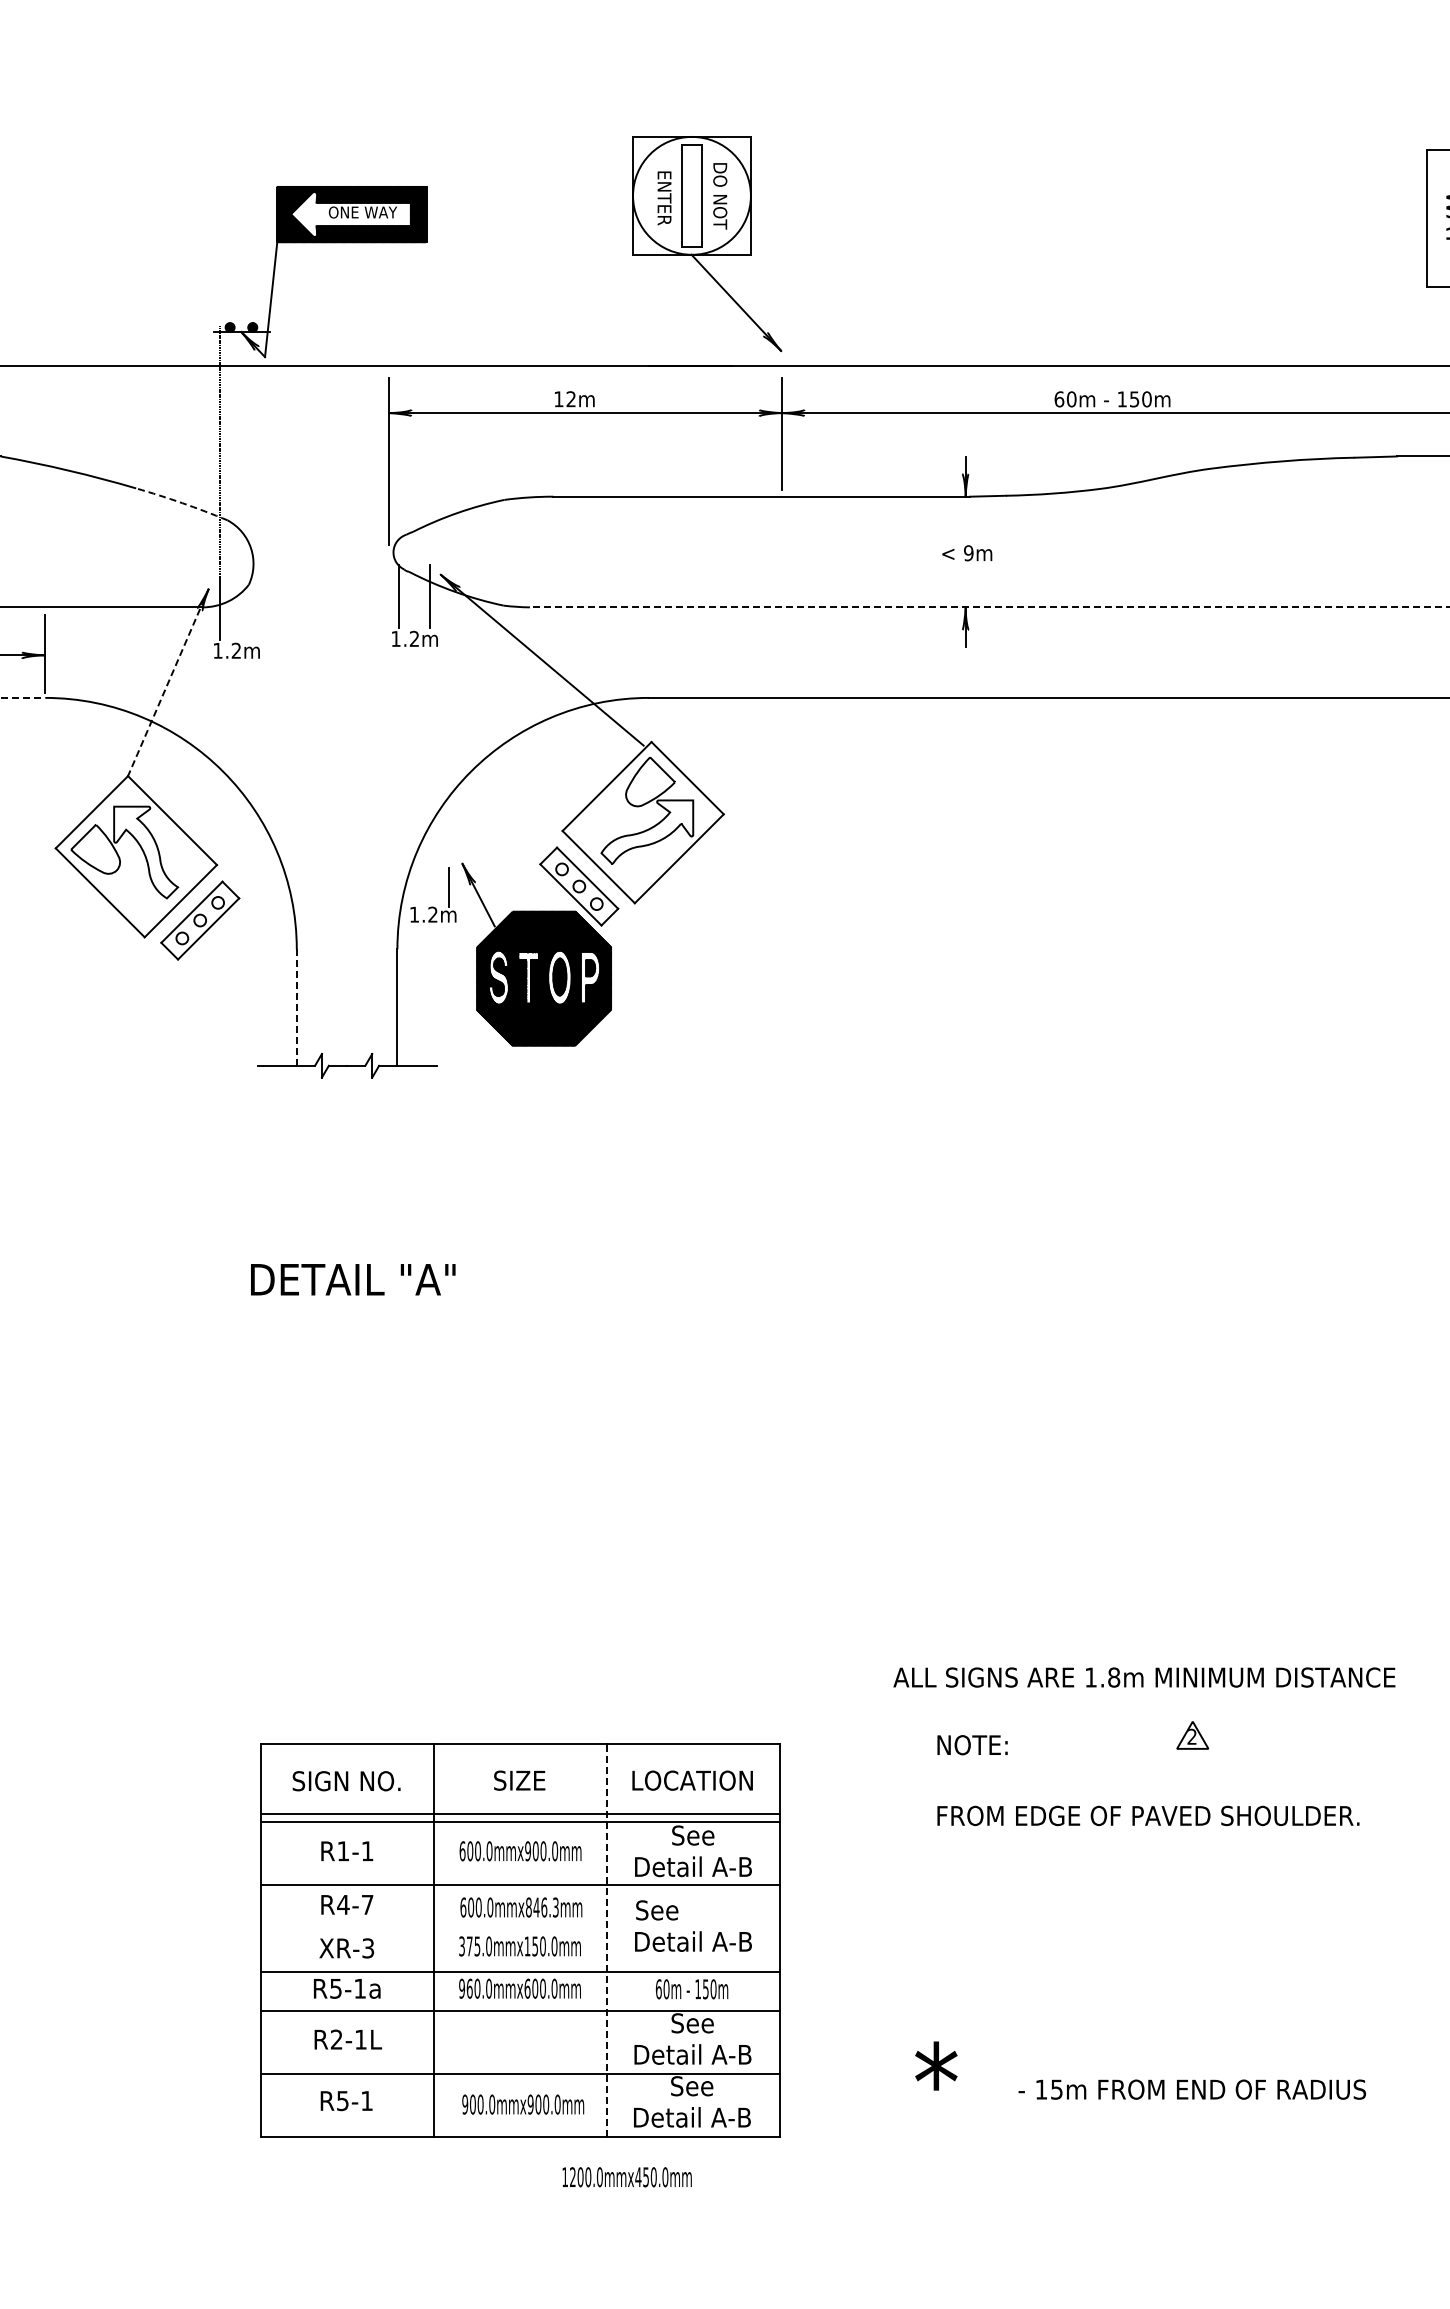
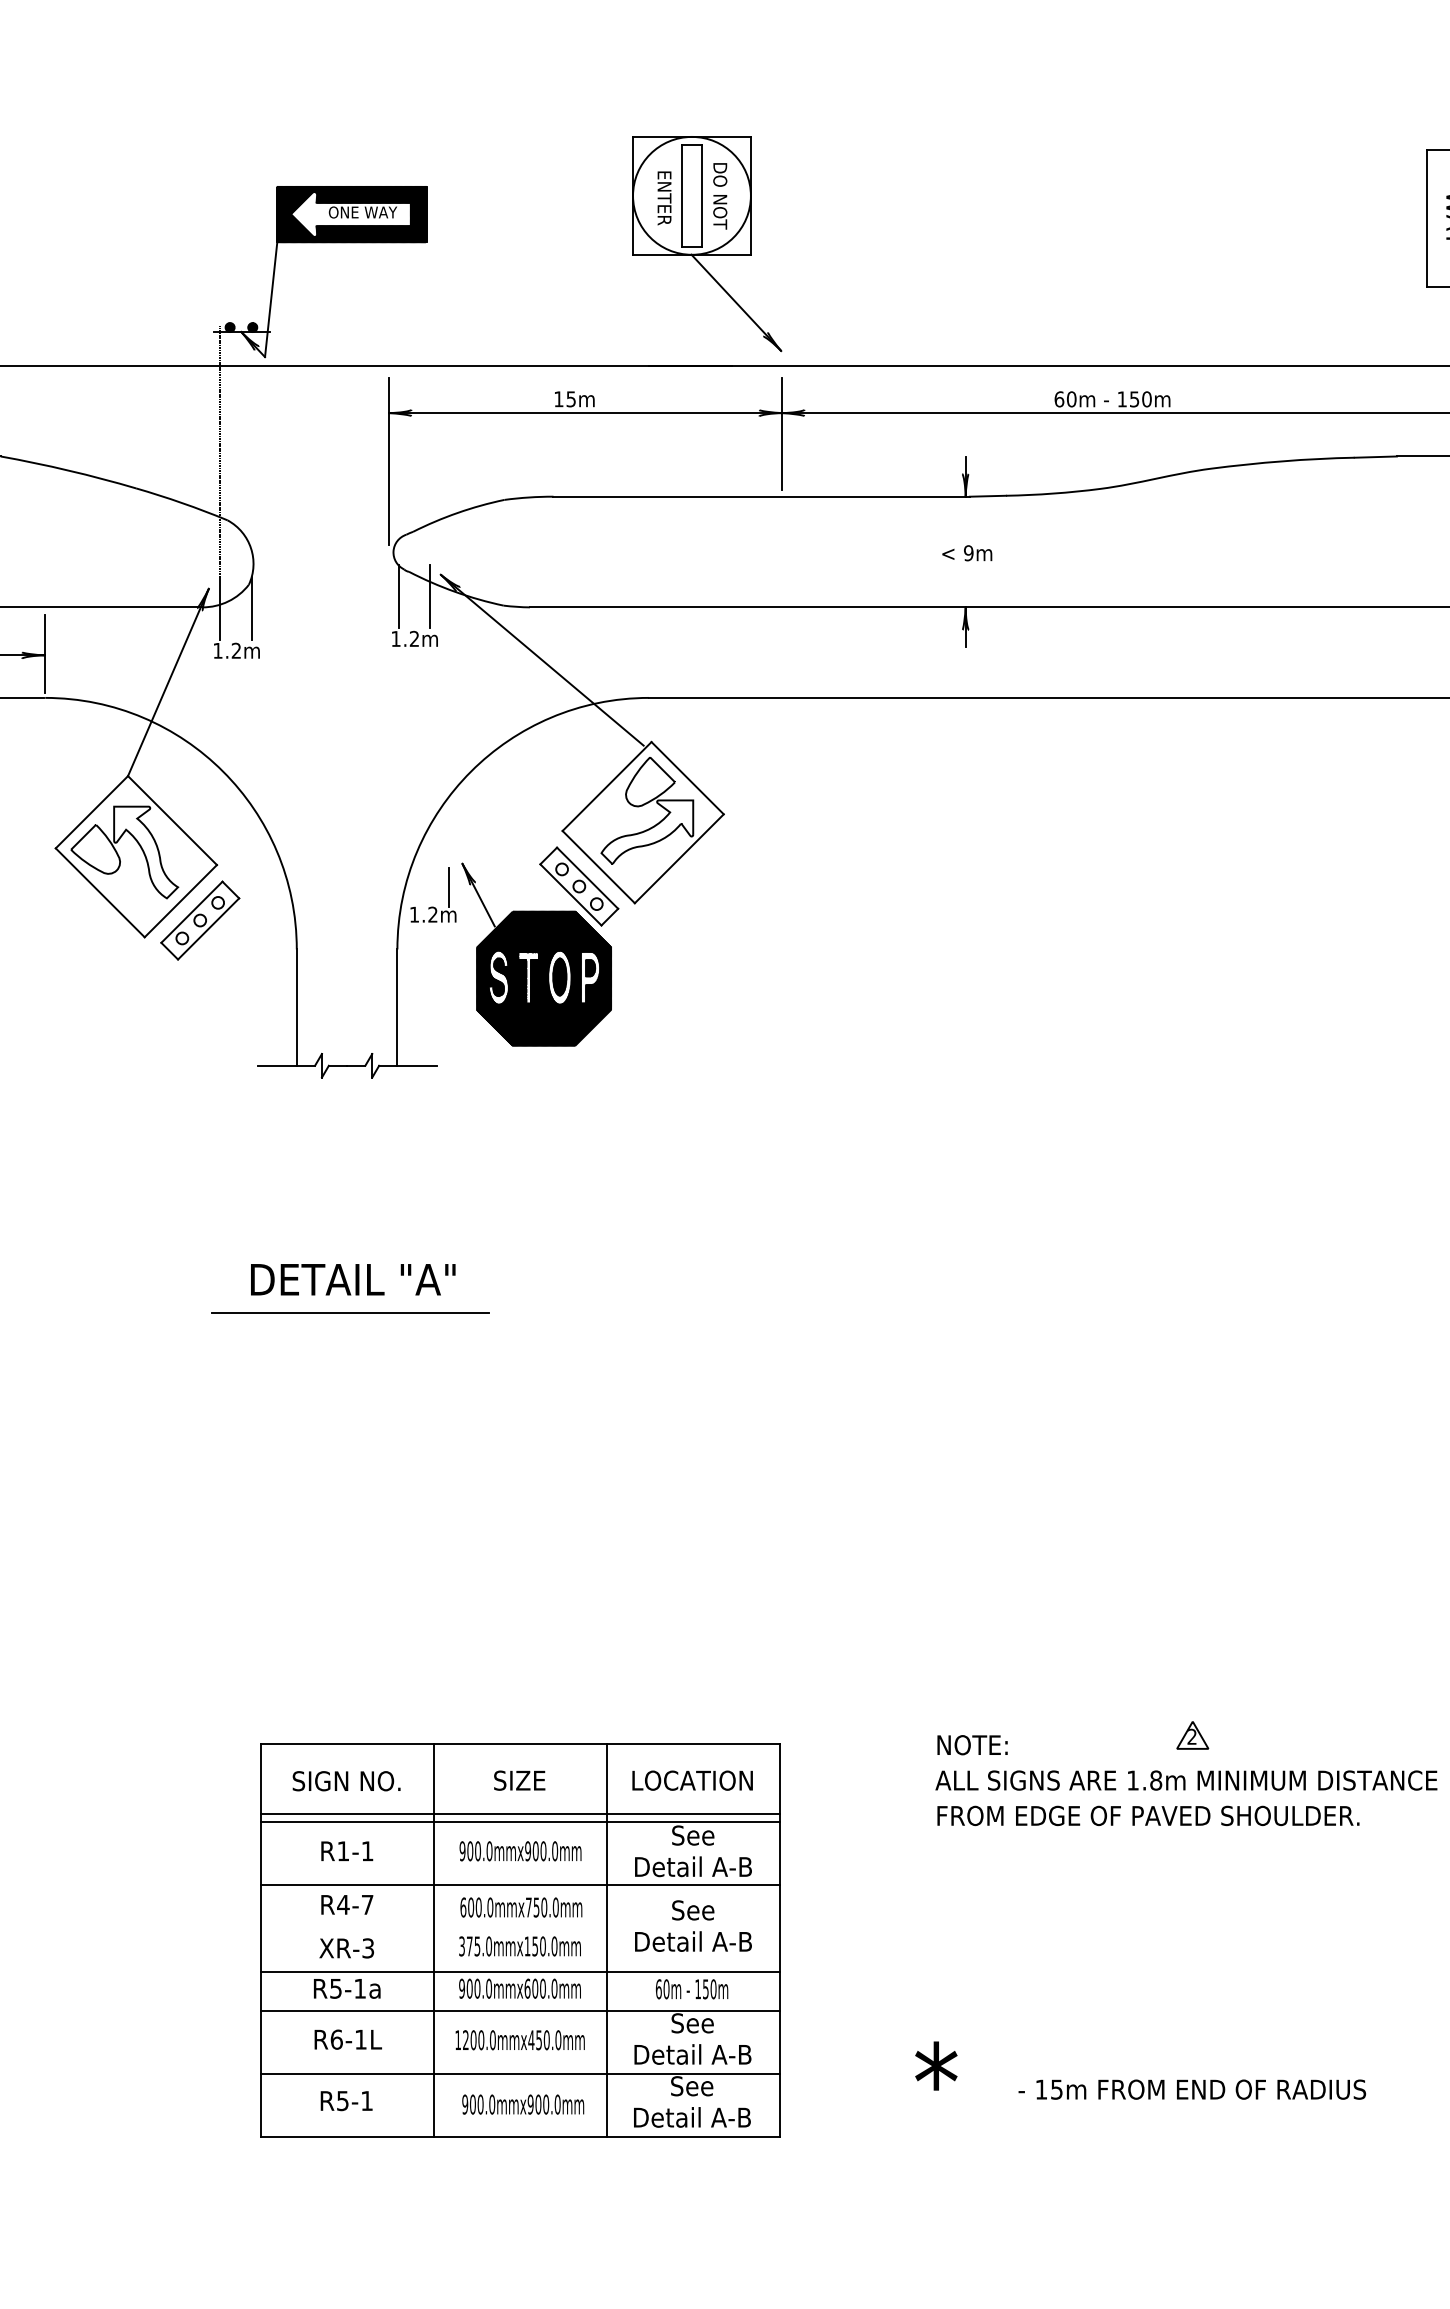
text: 12m -> 15m (570, 399)
arc: dashed -> solid (182, 503)
line: dashed -> solid (989, 607)
line: none -> present (251, 608)
line: dashed -> solid (168, 682)
line: dashed -> solid (22, 697)
line: dashed -> solid (296, 1008)
line: none -> present (350, 1313)
text position: (1144, 1677) -> (1186, 1780) (1186, 1780)
text: 600.0mmx900.0mm -> 900.0mmx900.0mm (462, 1851)
text: 600.0mmx846.3mm -> 600.0mmx750.0mm (541, 1907)
text position: (657, 1910) -> (693, 1910) (693, 1910)
line: dashed -> solid (606, 1940)
text: 960.0mmx600.0mm -> 900.0mmx600.0mm (469, 1988)
text: R2-1L -> R6-1L (336, 2039)
text position: (626, 2177) -> (519, 2040) (519, 2040)
